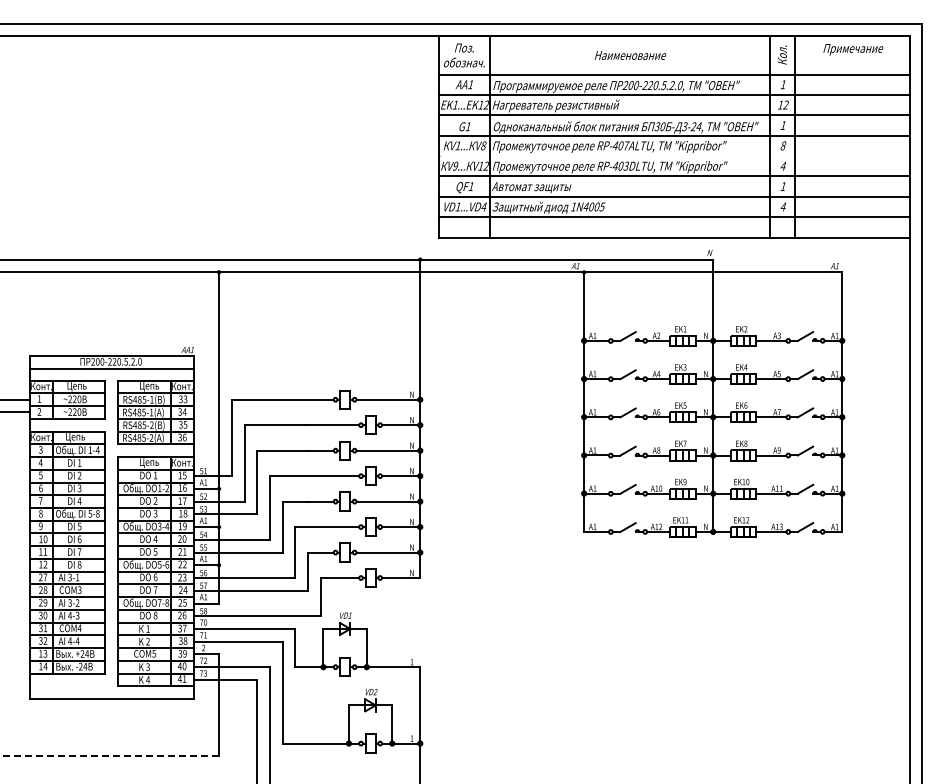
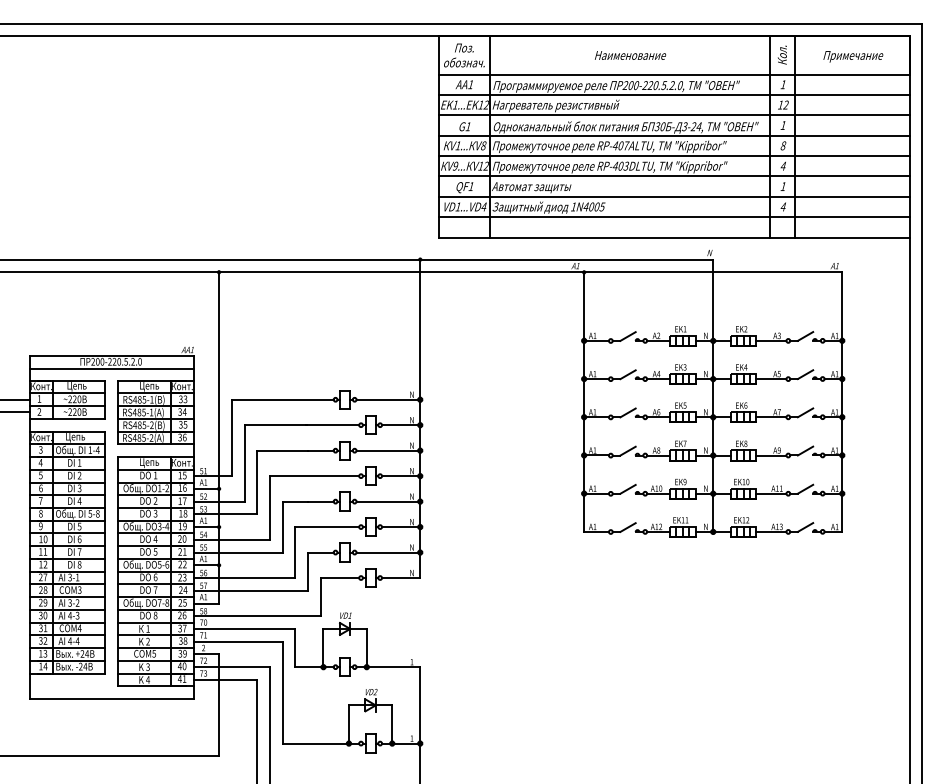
text position: (853, 49) -> (853, 56) (853, 56)
line: none -> present (673, 156)
line: dashed -> solid (109, 756)
